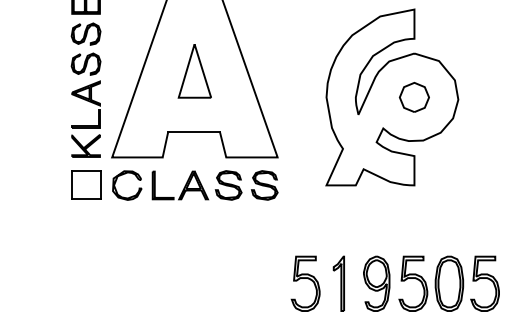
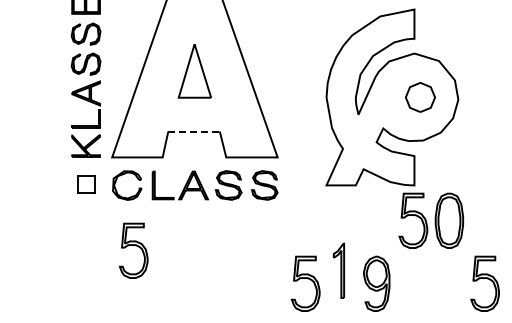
part position: (413, 97) -> (419, 97) (419, 97)
line: solid -> dashed (194, 131)
part size: 31x30 px -> 19x19 px (86, 184)
part: none -> present (133, 250)
part position: (338, 283) -> (338, 270) (338, 270)
part position: (431, 283) -> (431, 220) (431, 220)
